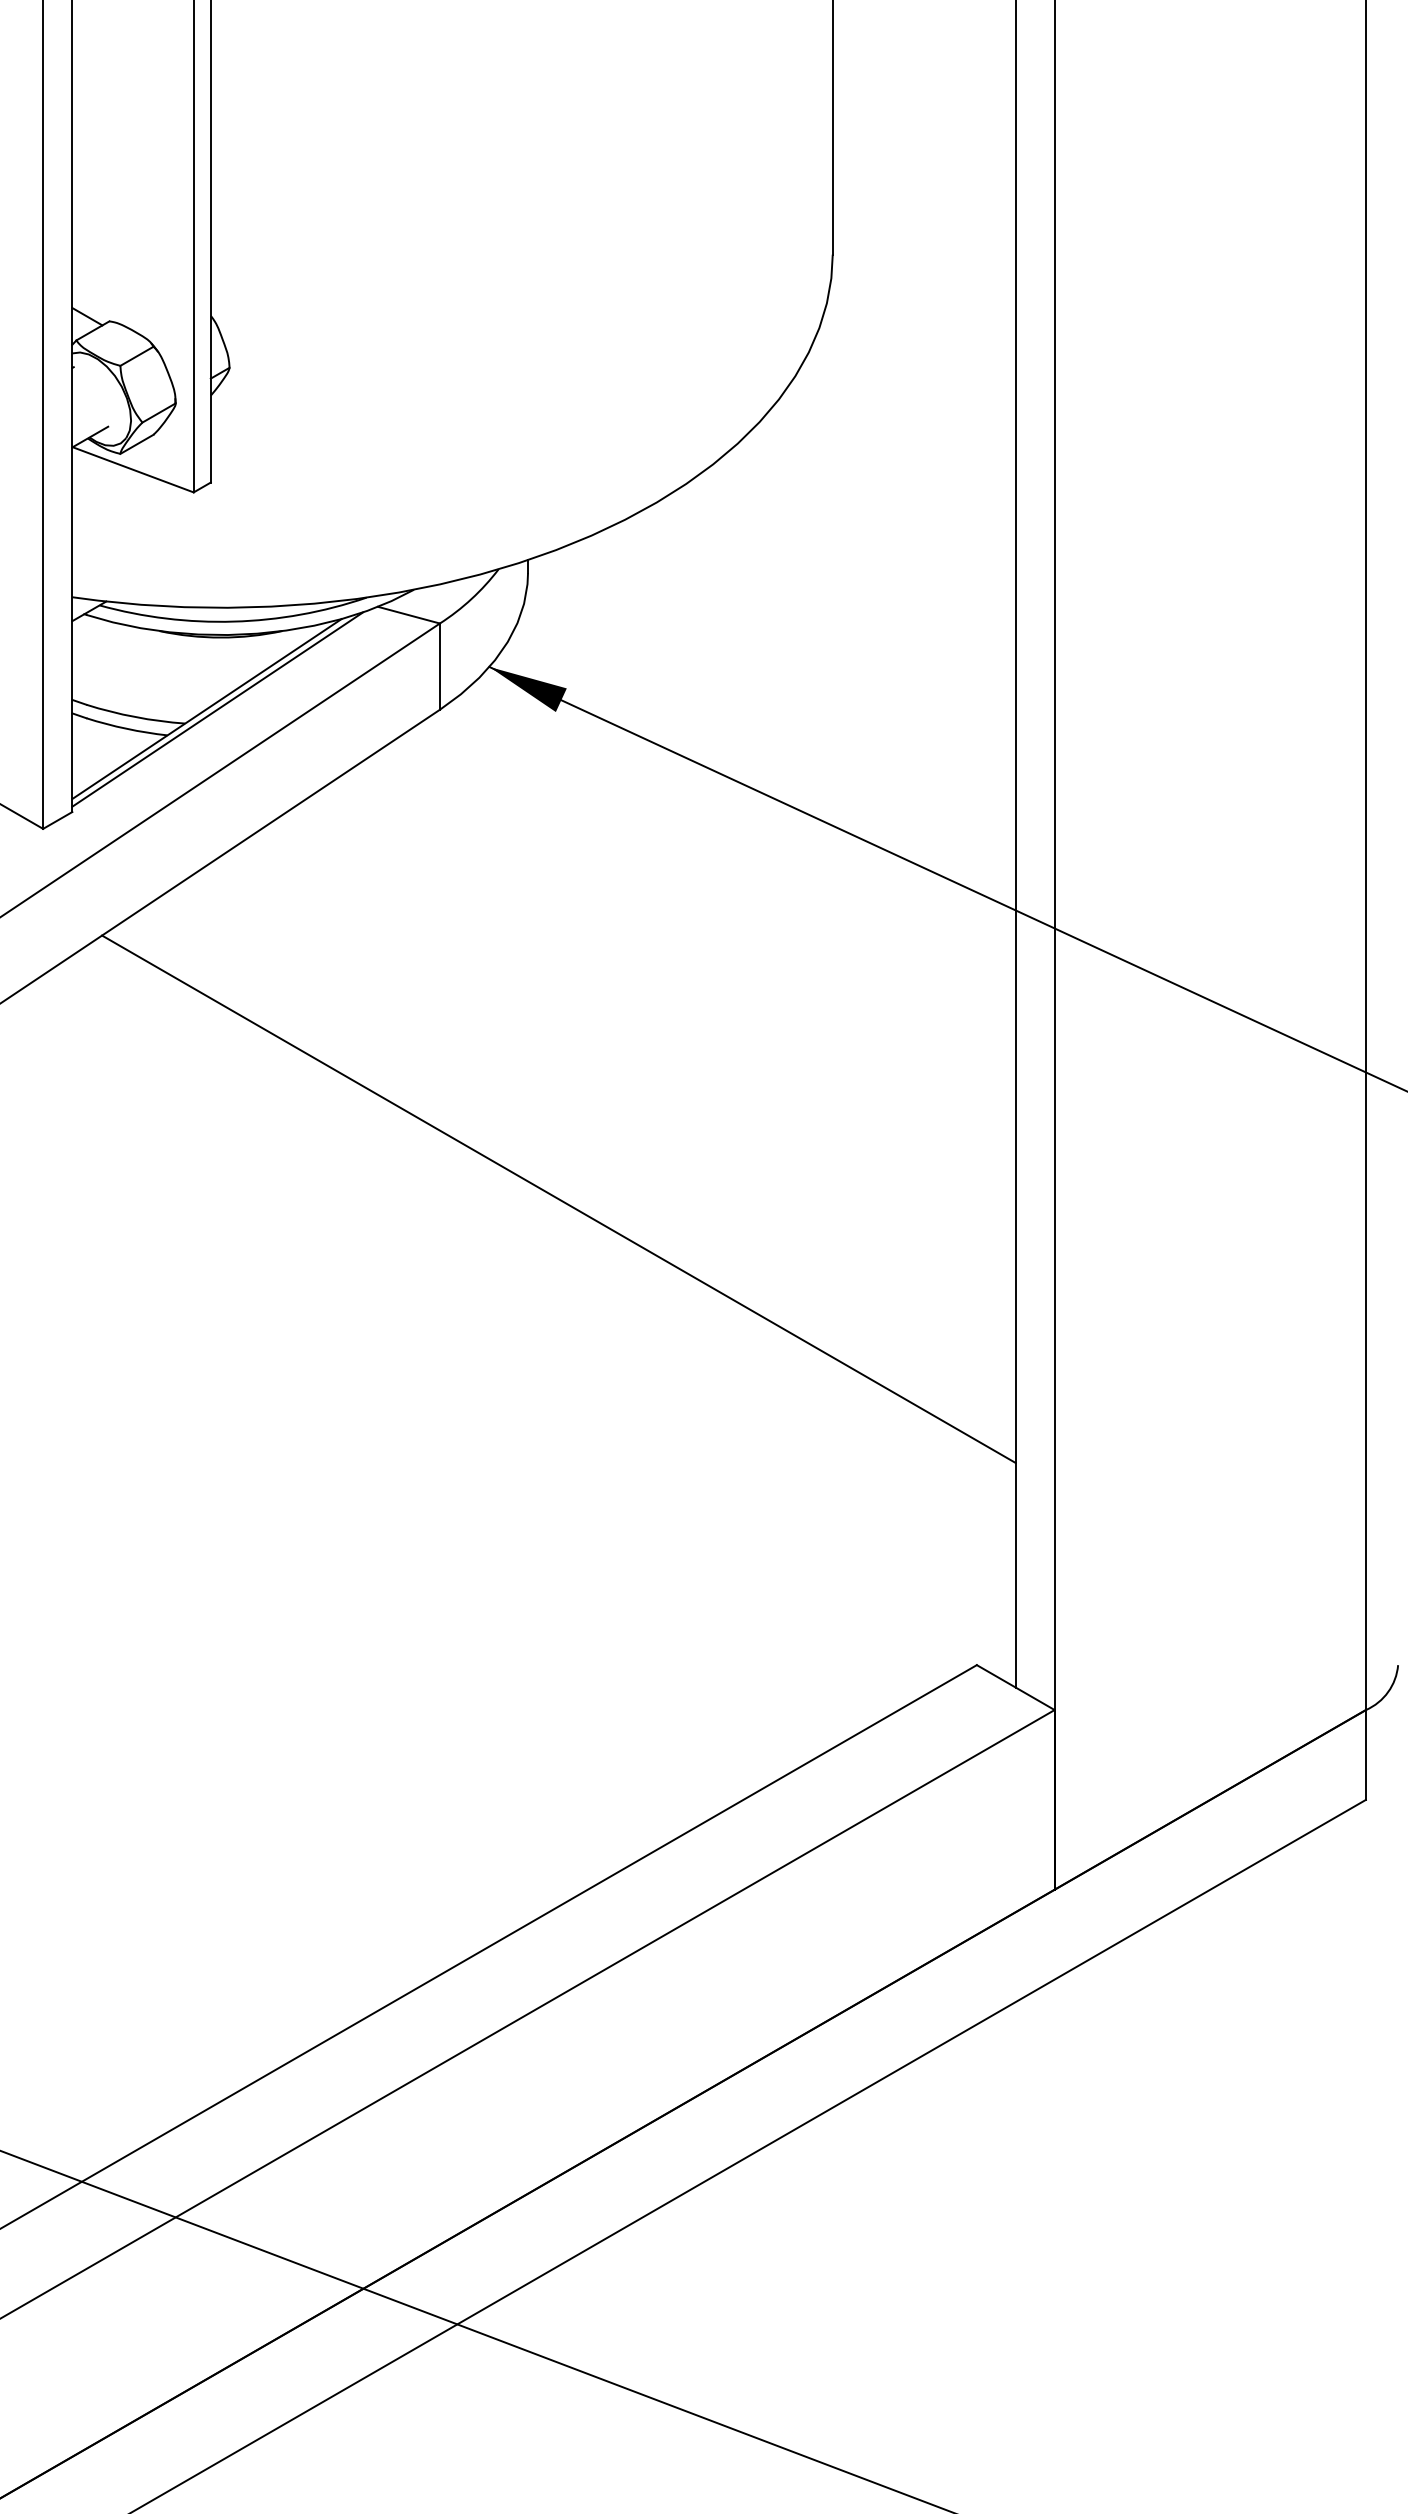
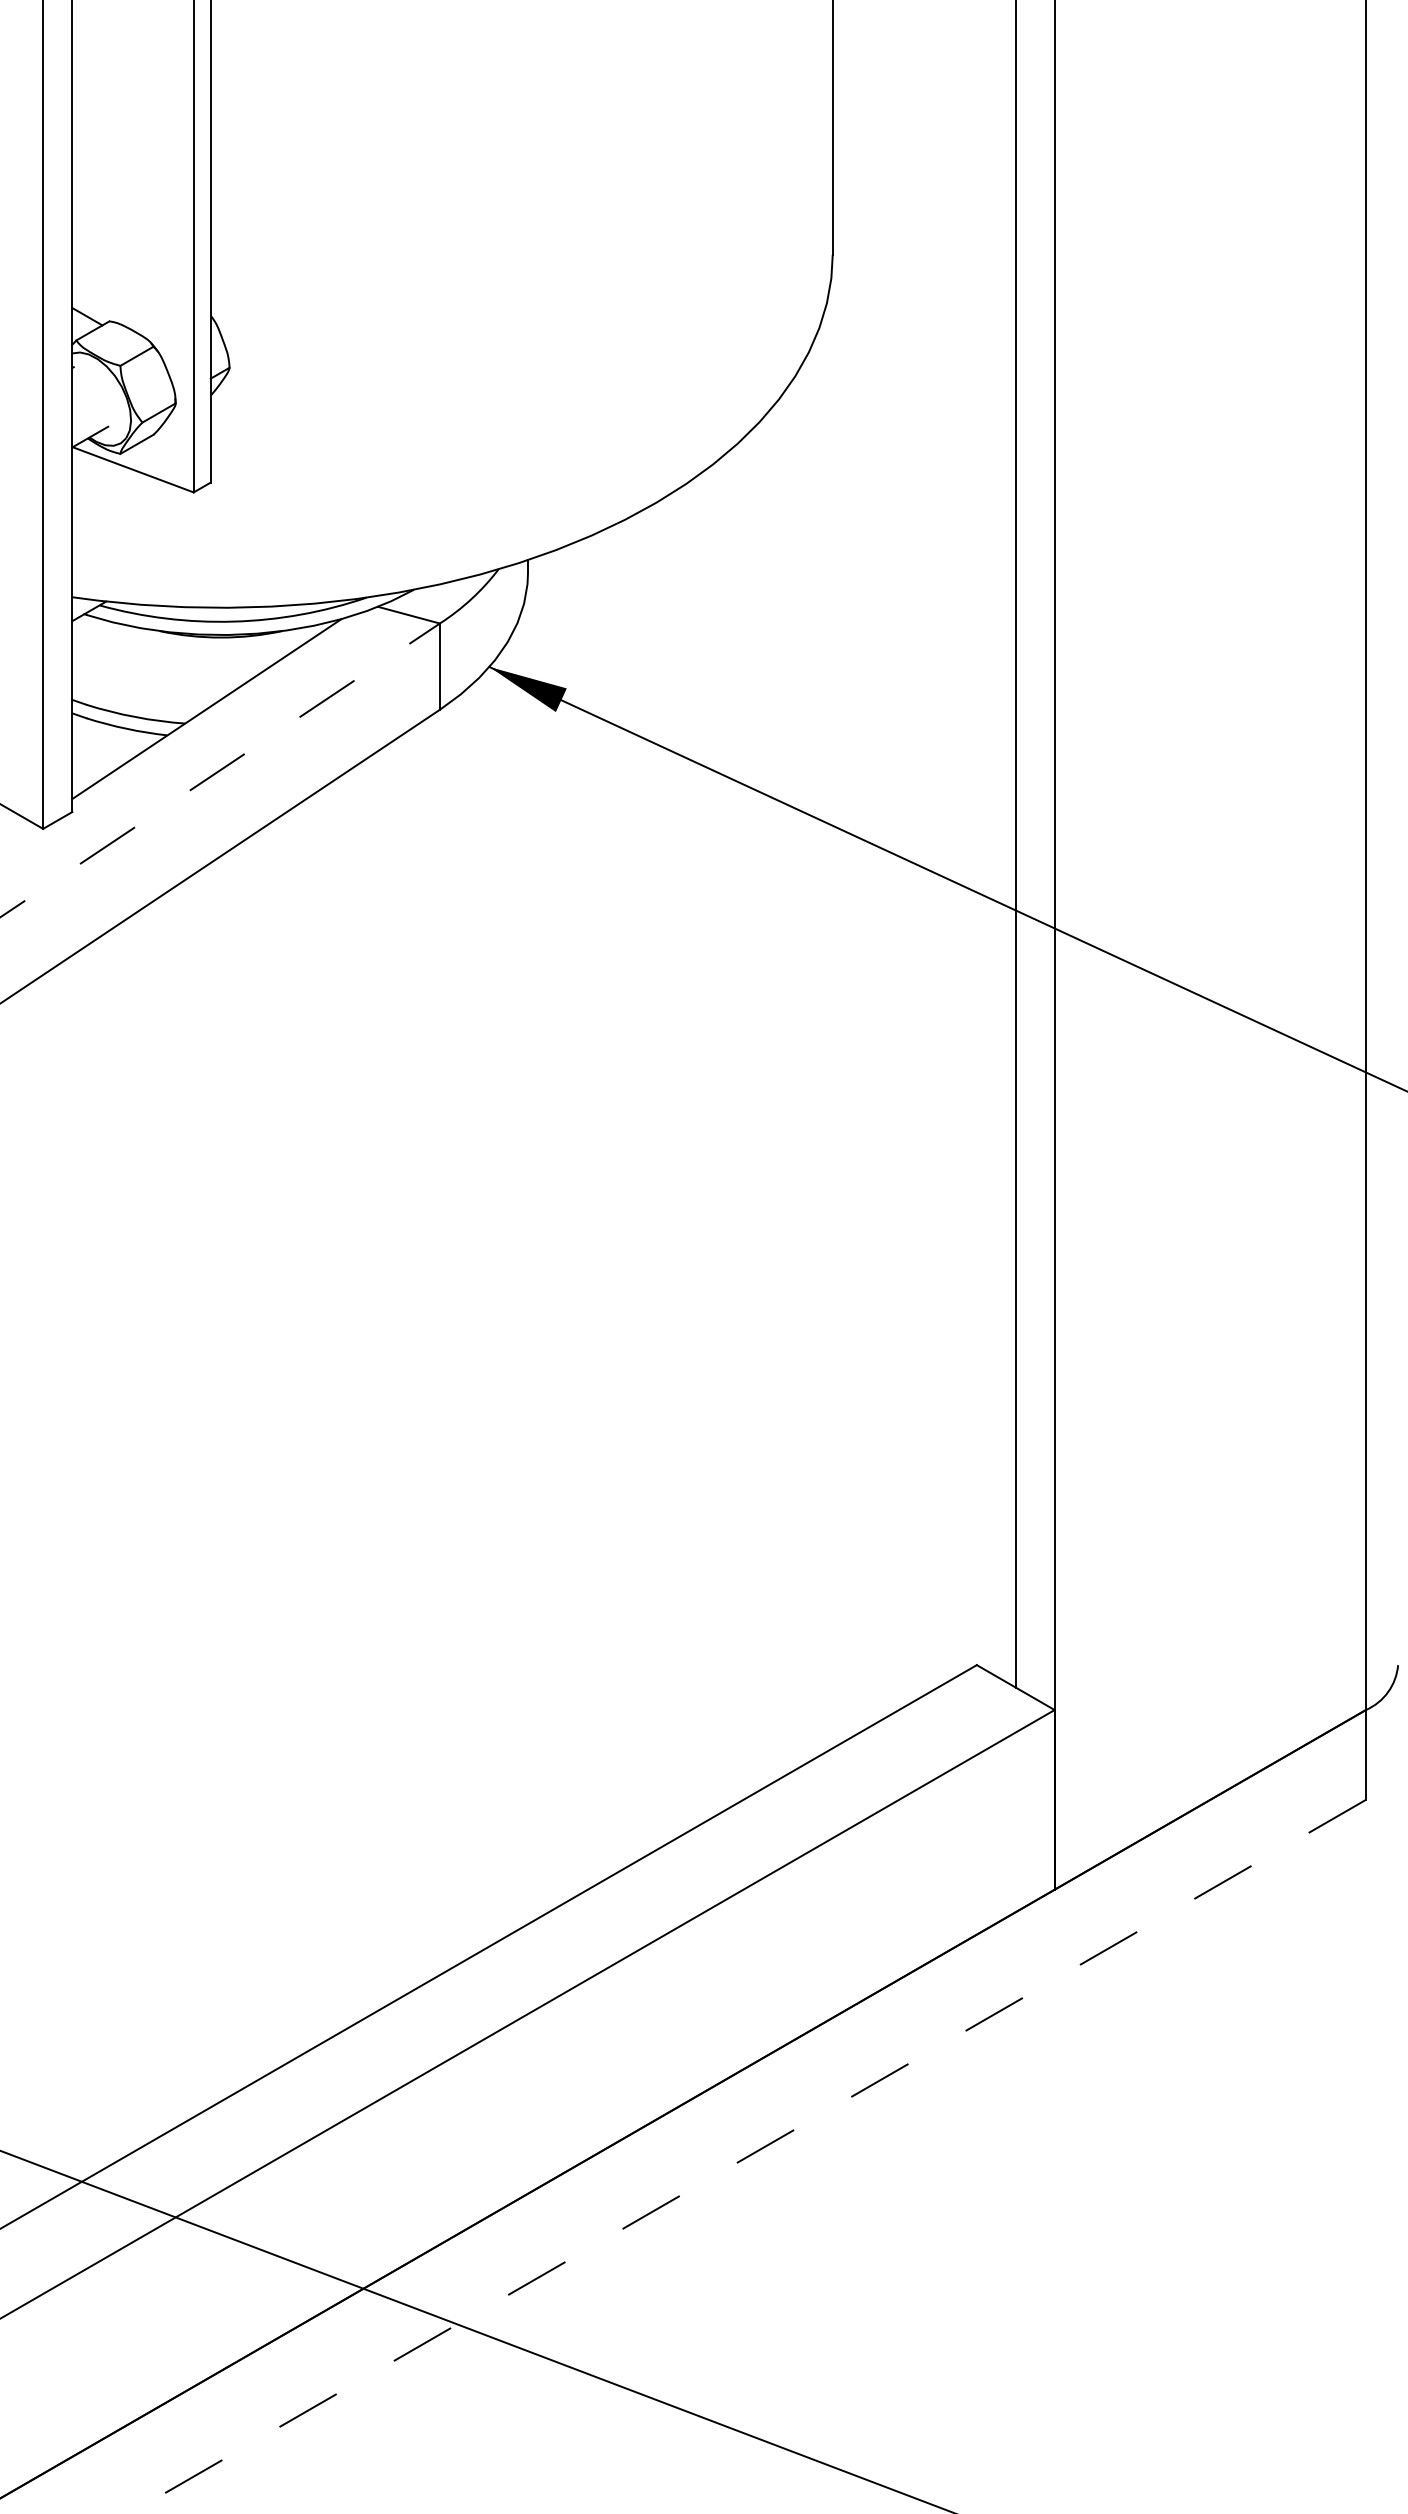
line: present -> none (217, 709)
line: solid -> dashed (220, 770)
line: present -> none (558, 1199)
line: solid -> dashed (747, 2156)
